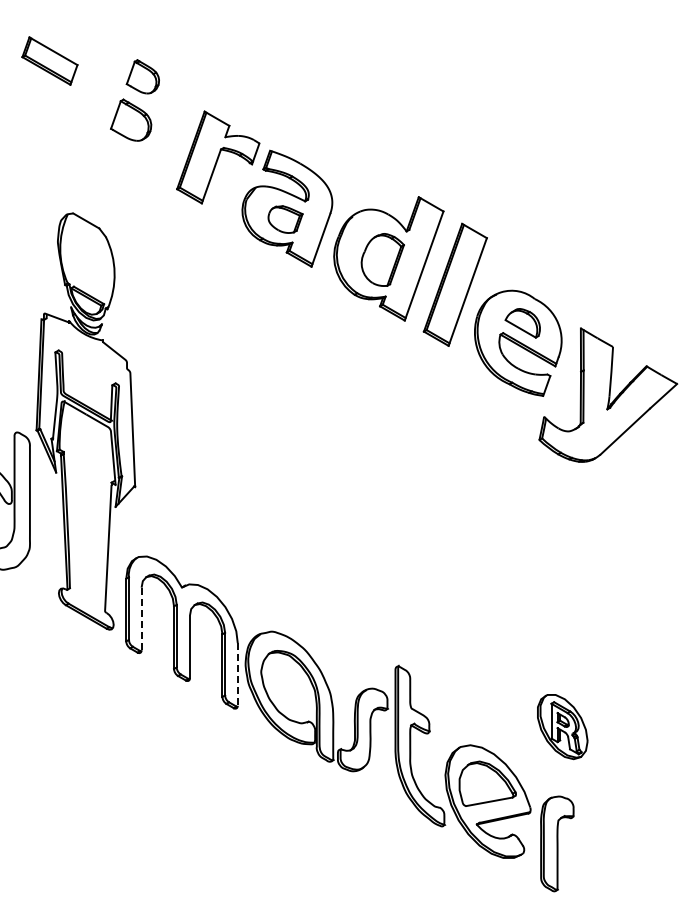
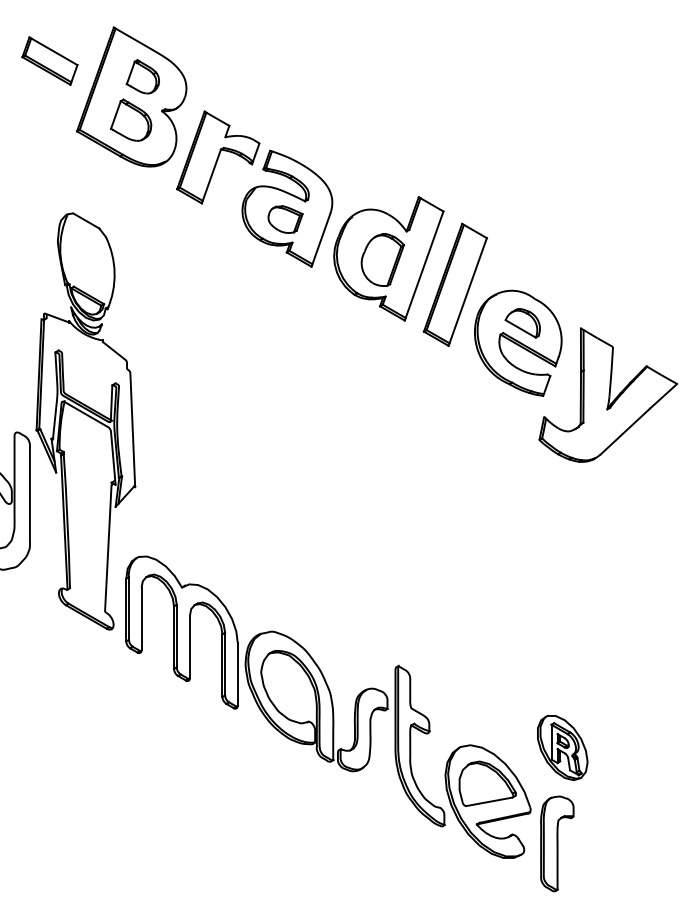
part: none -> present (131, 96)
line: dashed -> solid (141, 619)
line: dashed -> solid (237, 674)
part position: (562, 727) -> (562, 748) (562, 748)
